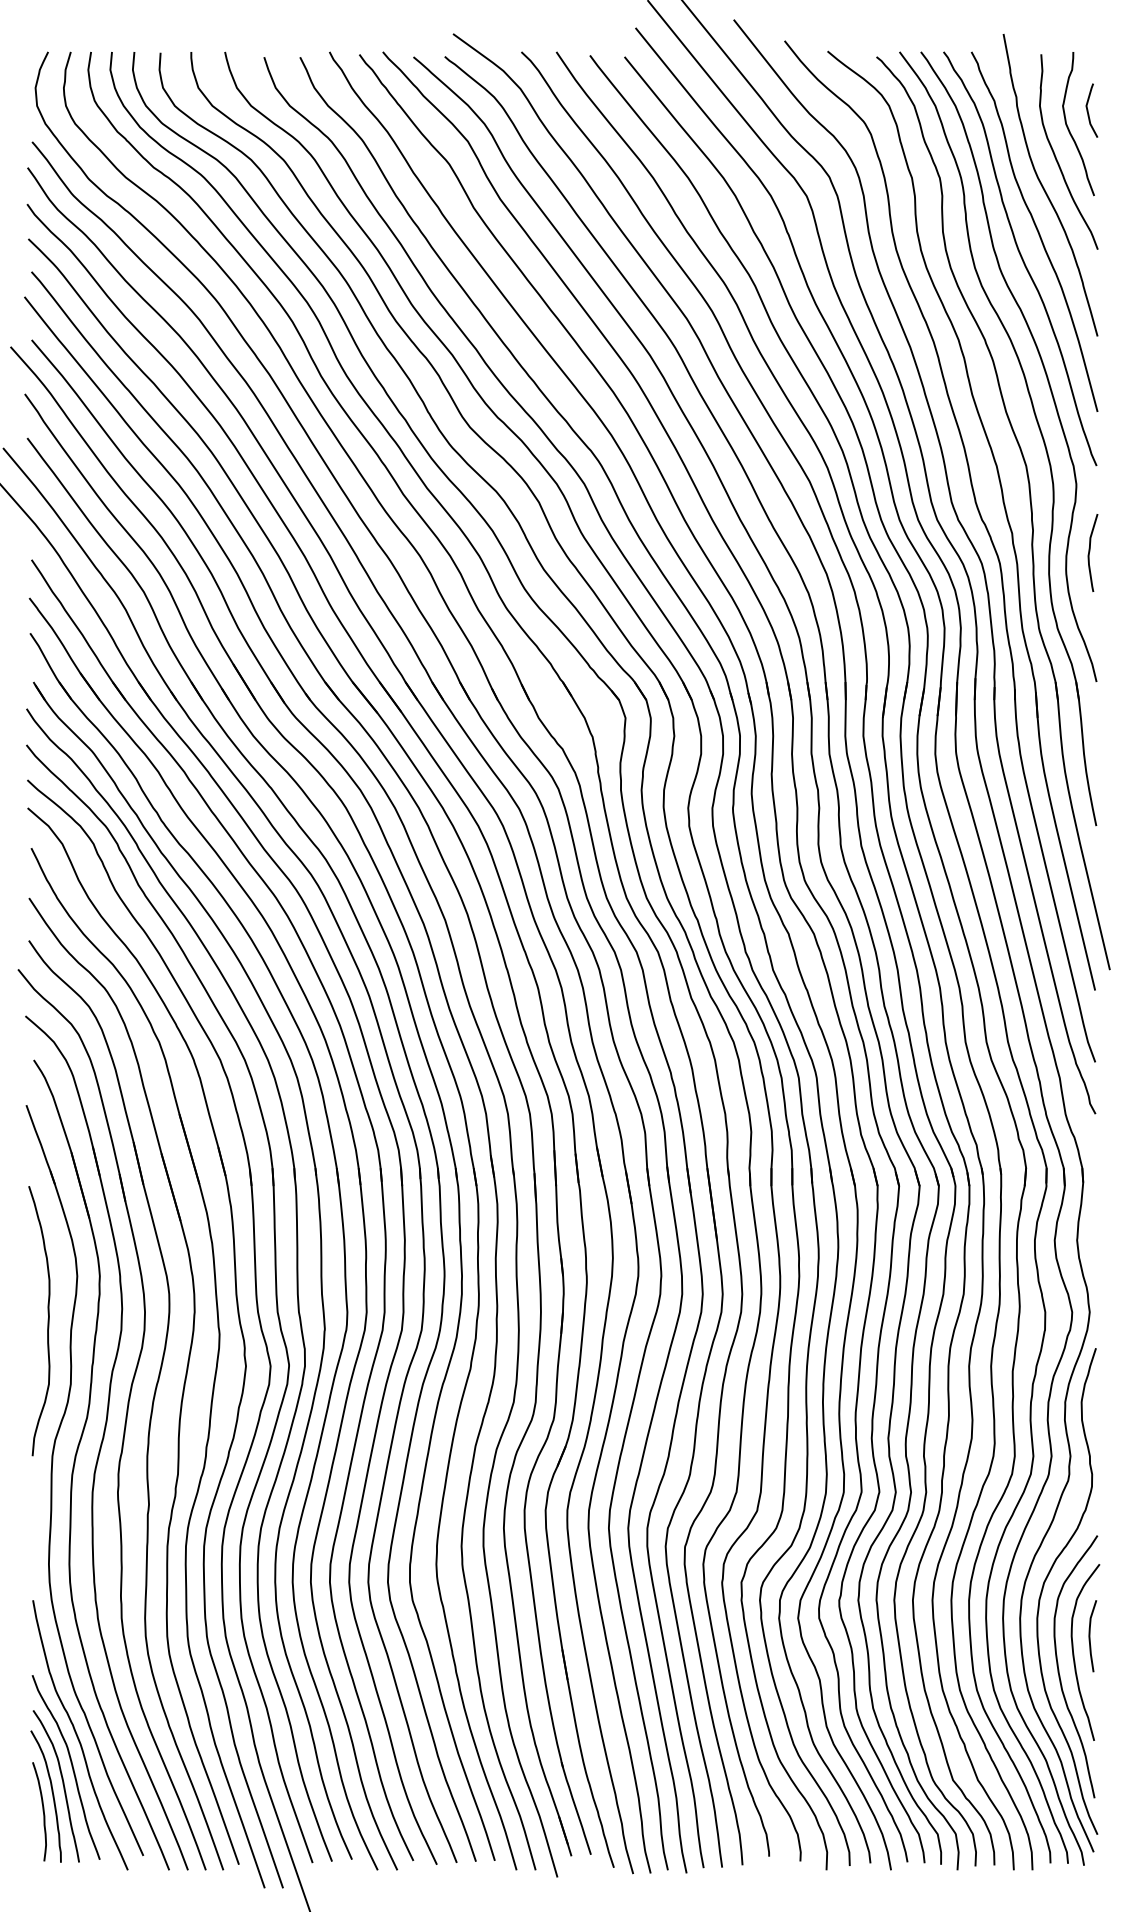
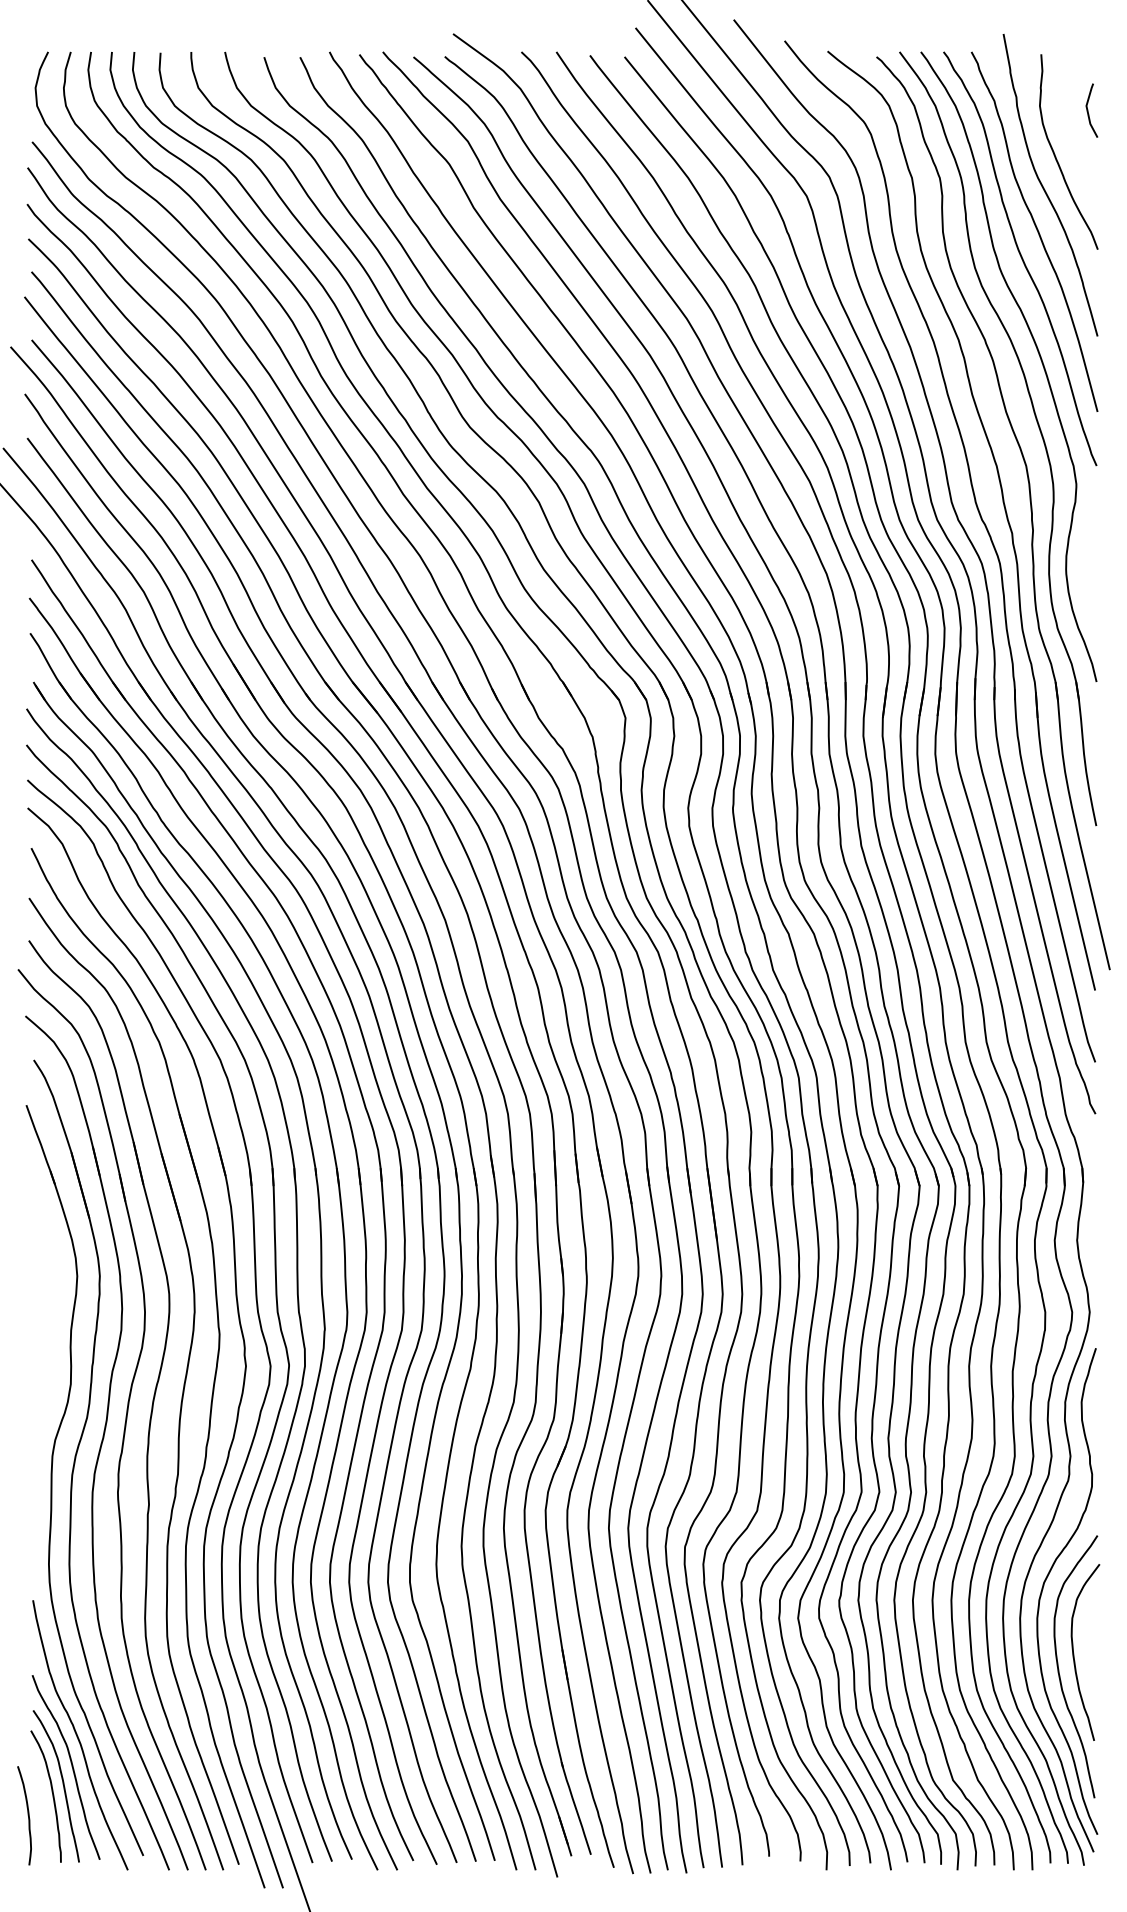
curve: present -> none (1069, 128)
curve: present -> none (1090, 551)
curve: present -> none (47, 1321)
curve: present -> none (1090, 1636)
curve position: (42, 1811) -> (27, 1815) (27, 1815)
